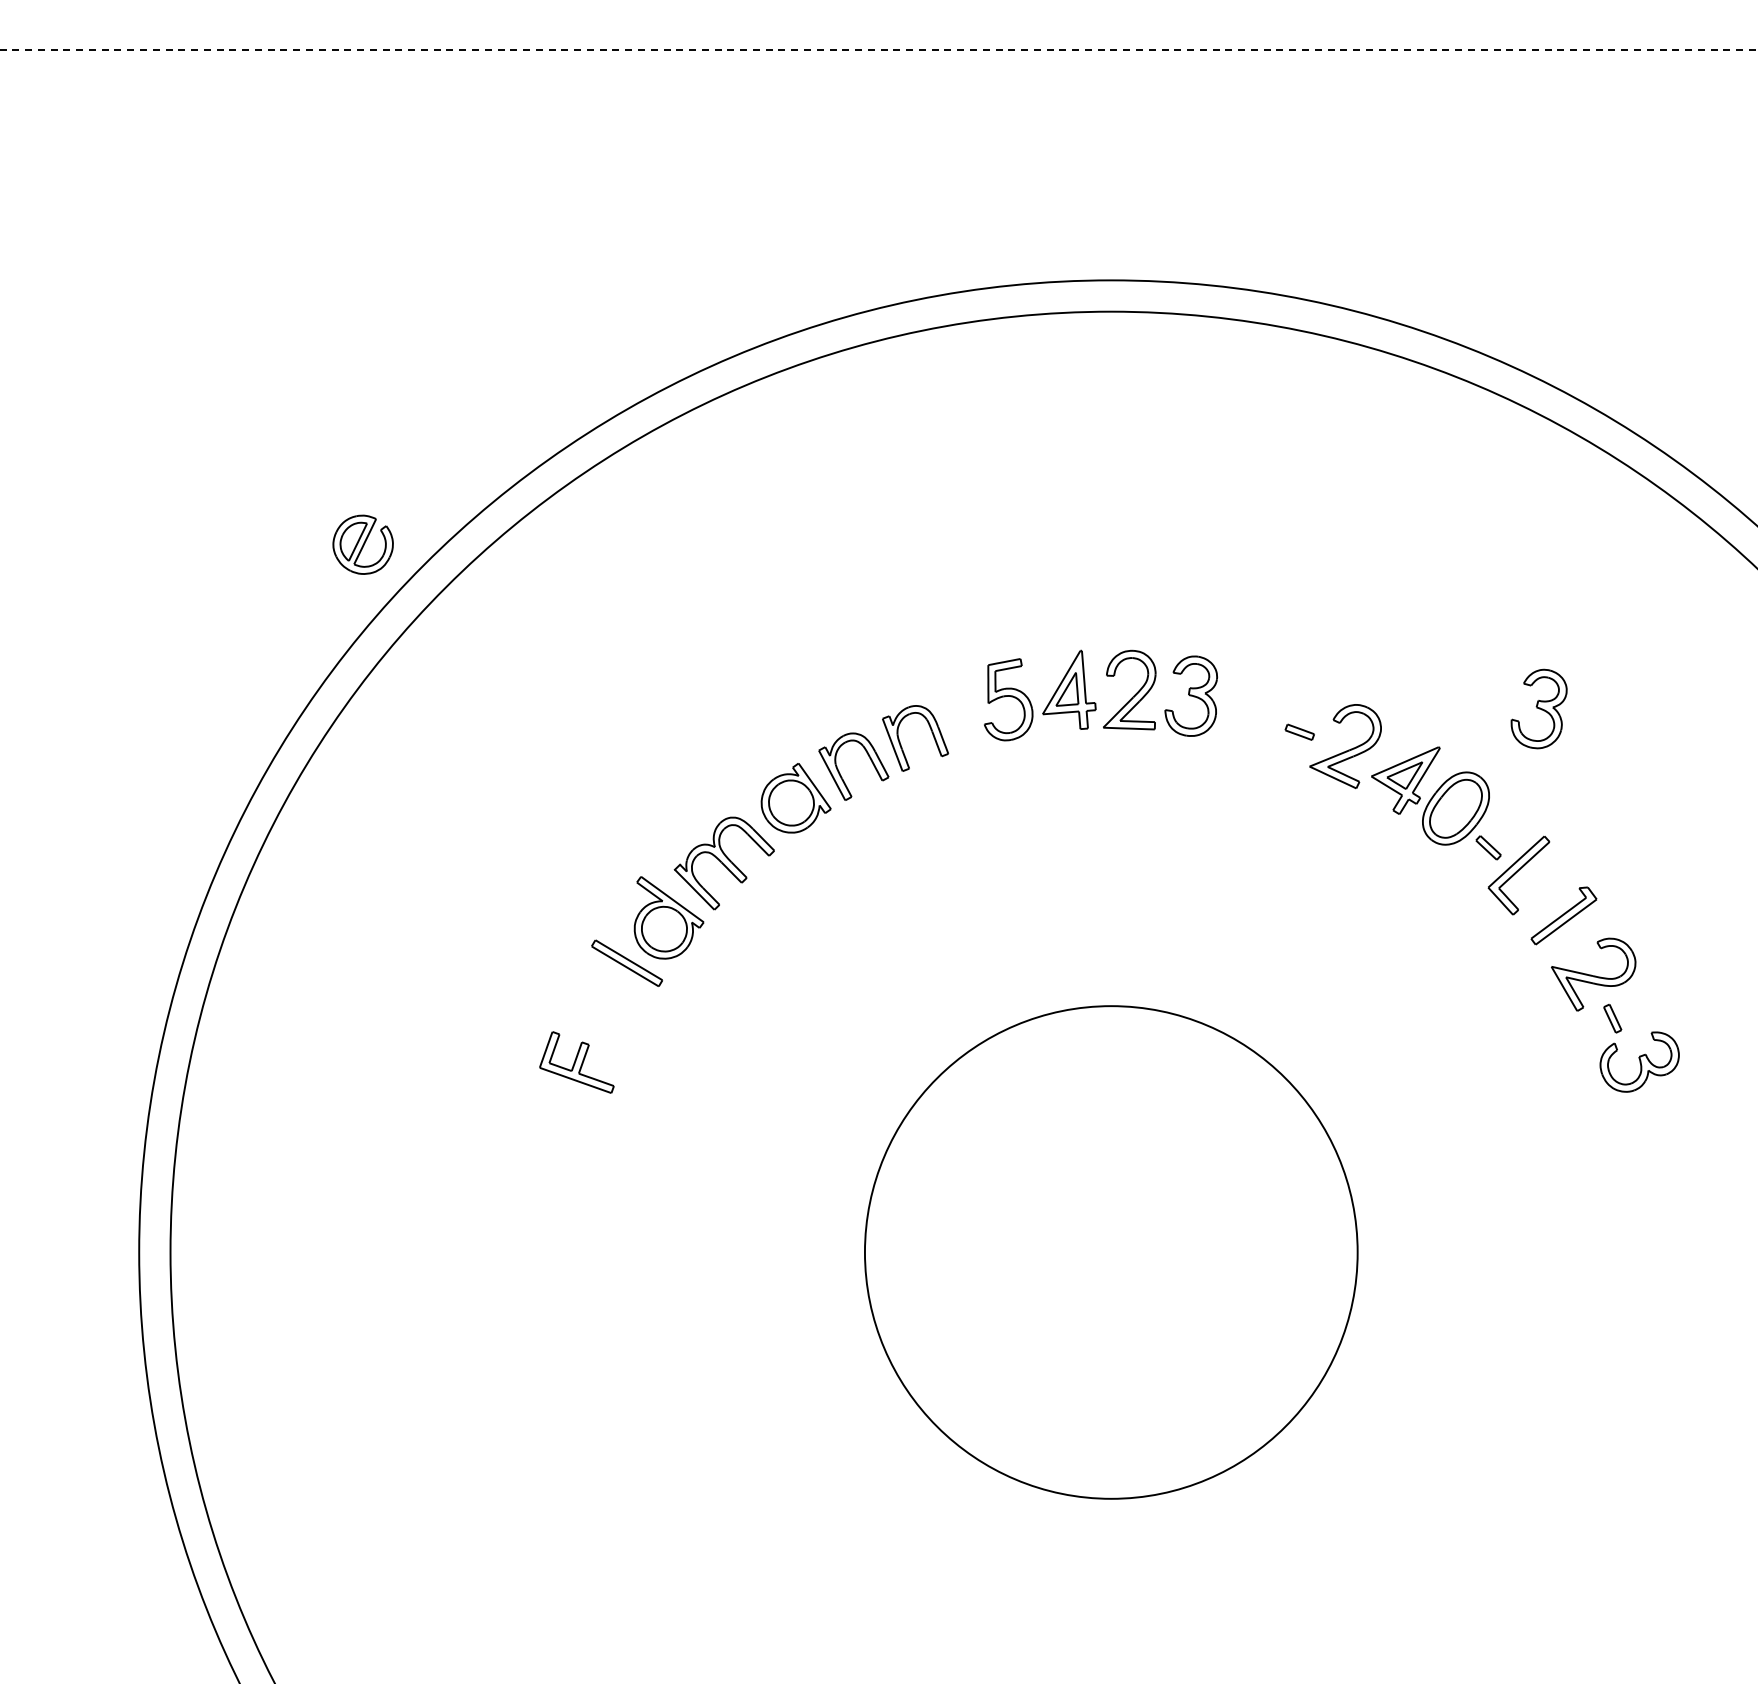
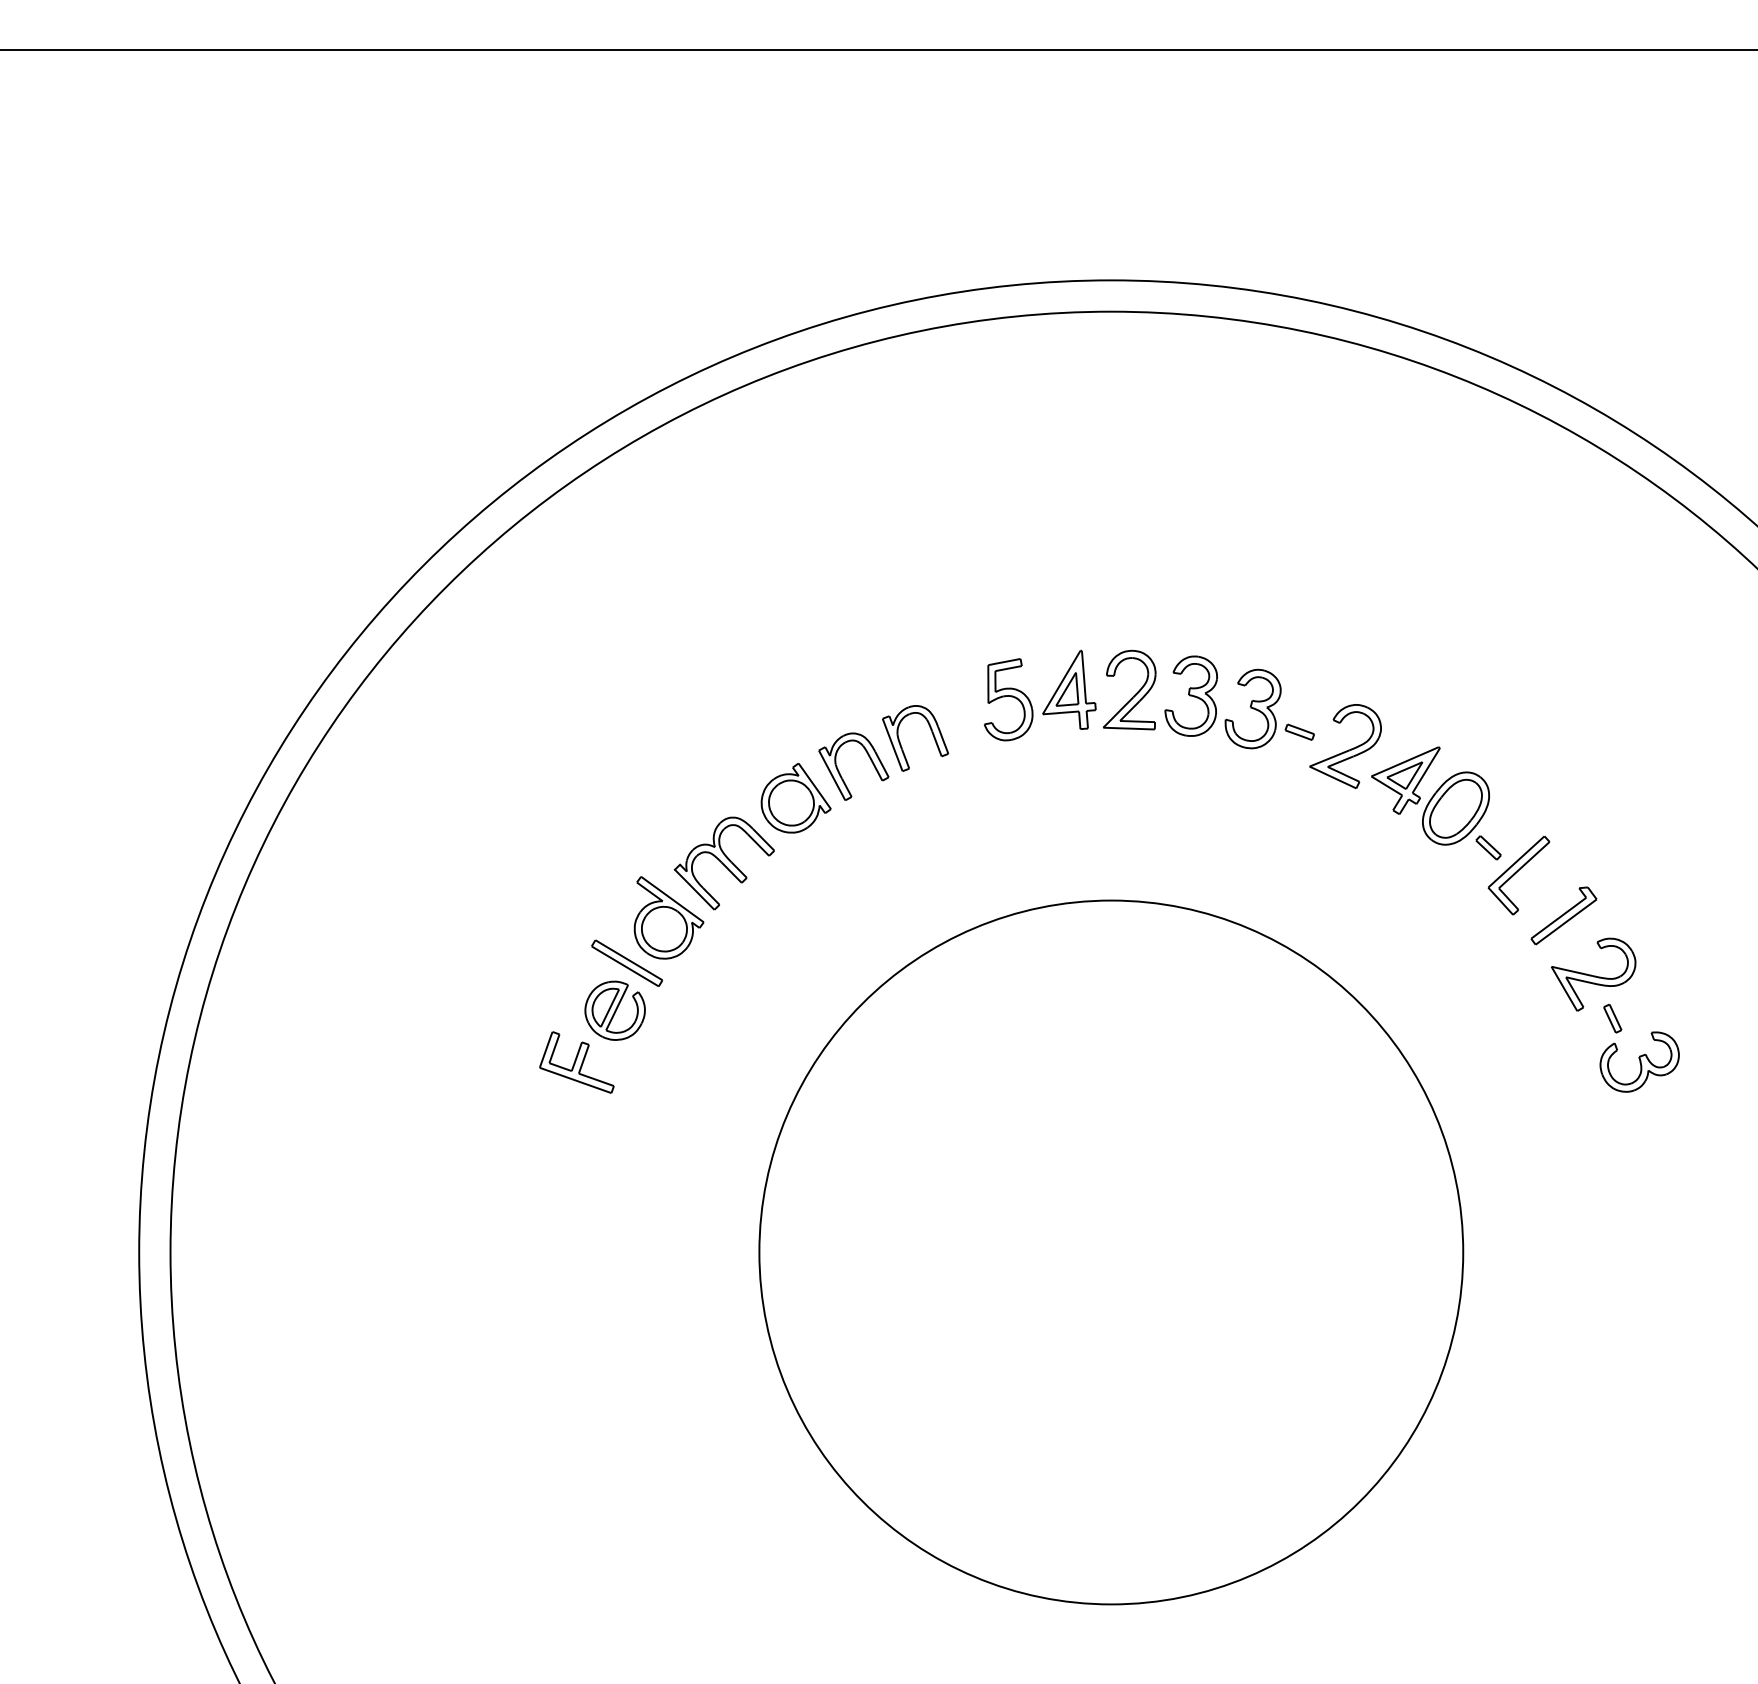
line: dashed -> solid (878, 50)
part position: (362, 544) -> (614, 1010) (614, 1010)
part position: (1538, 708) -> (1252, 708) (1252, 708)
circle diameter: 493 px -> 704 px (1111, 1252)
